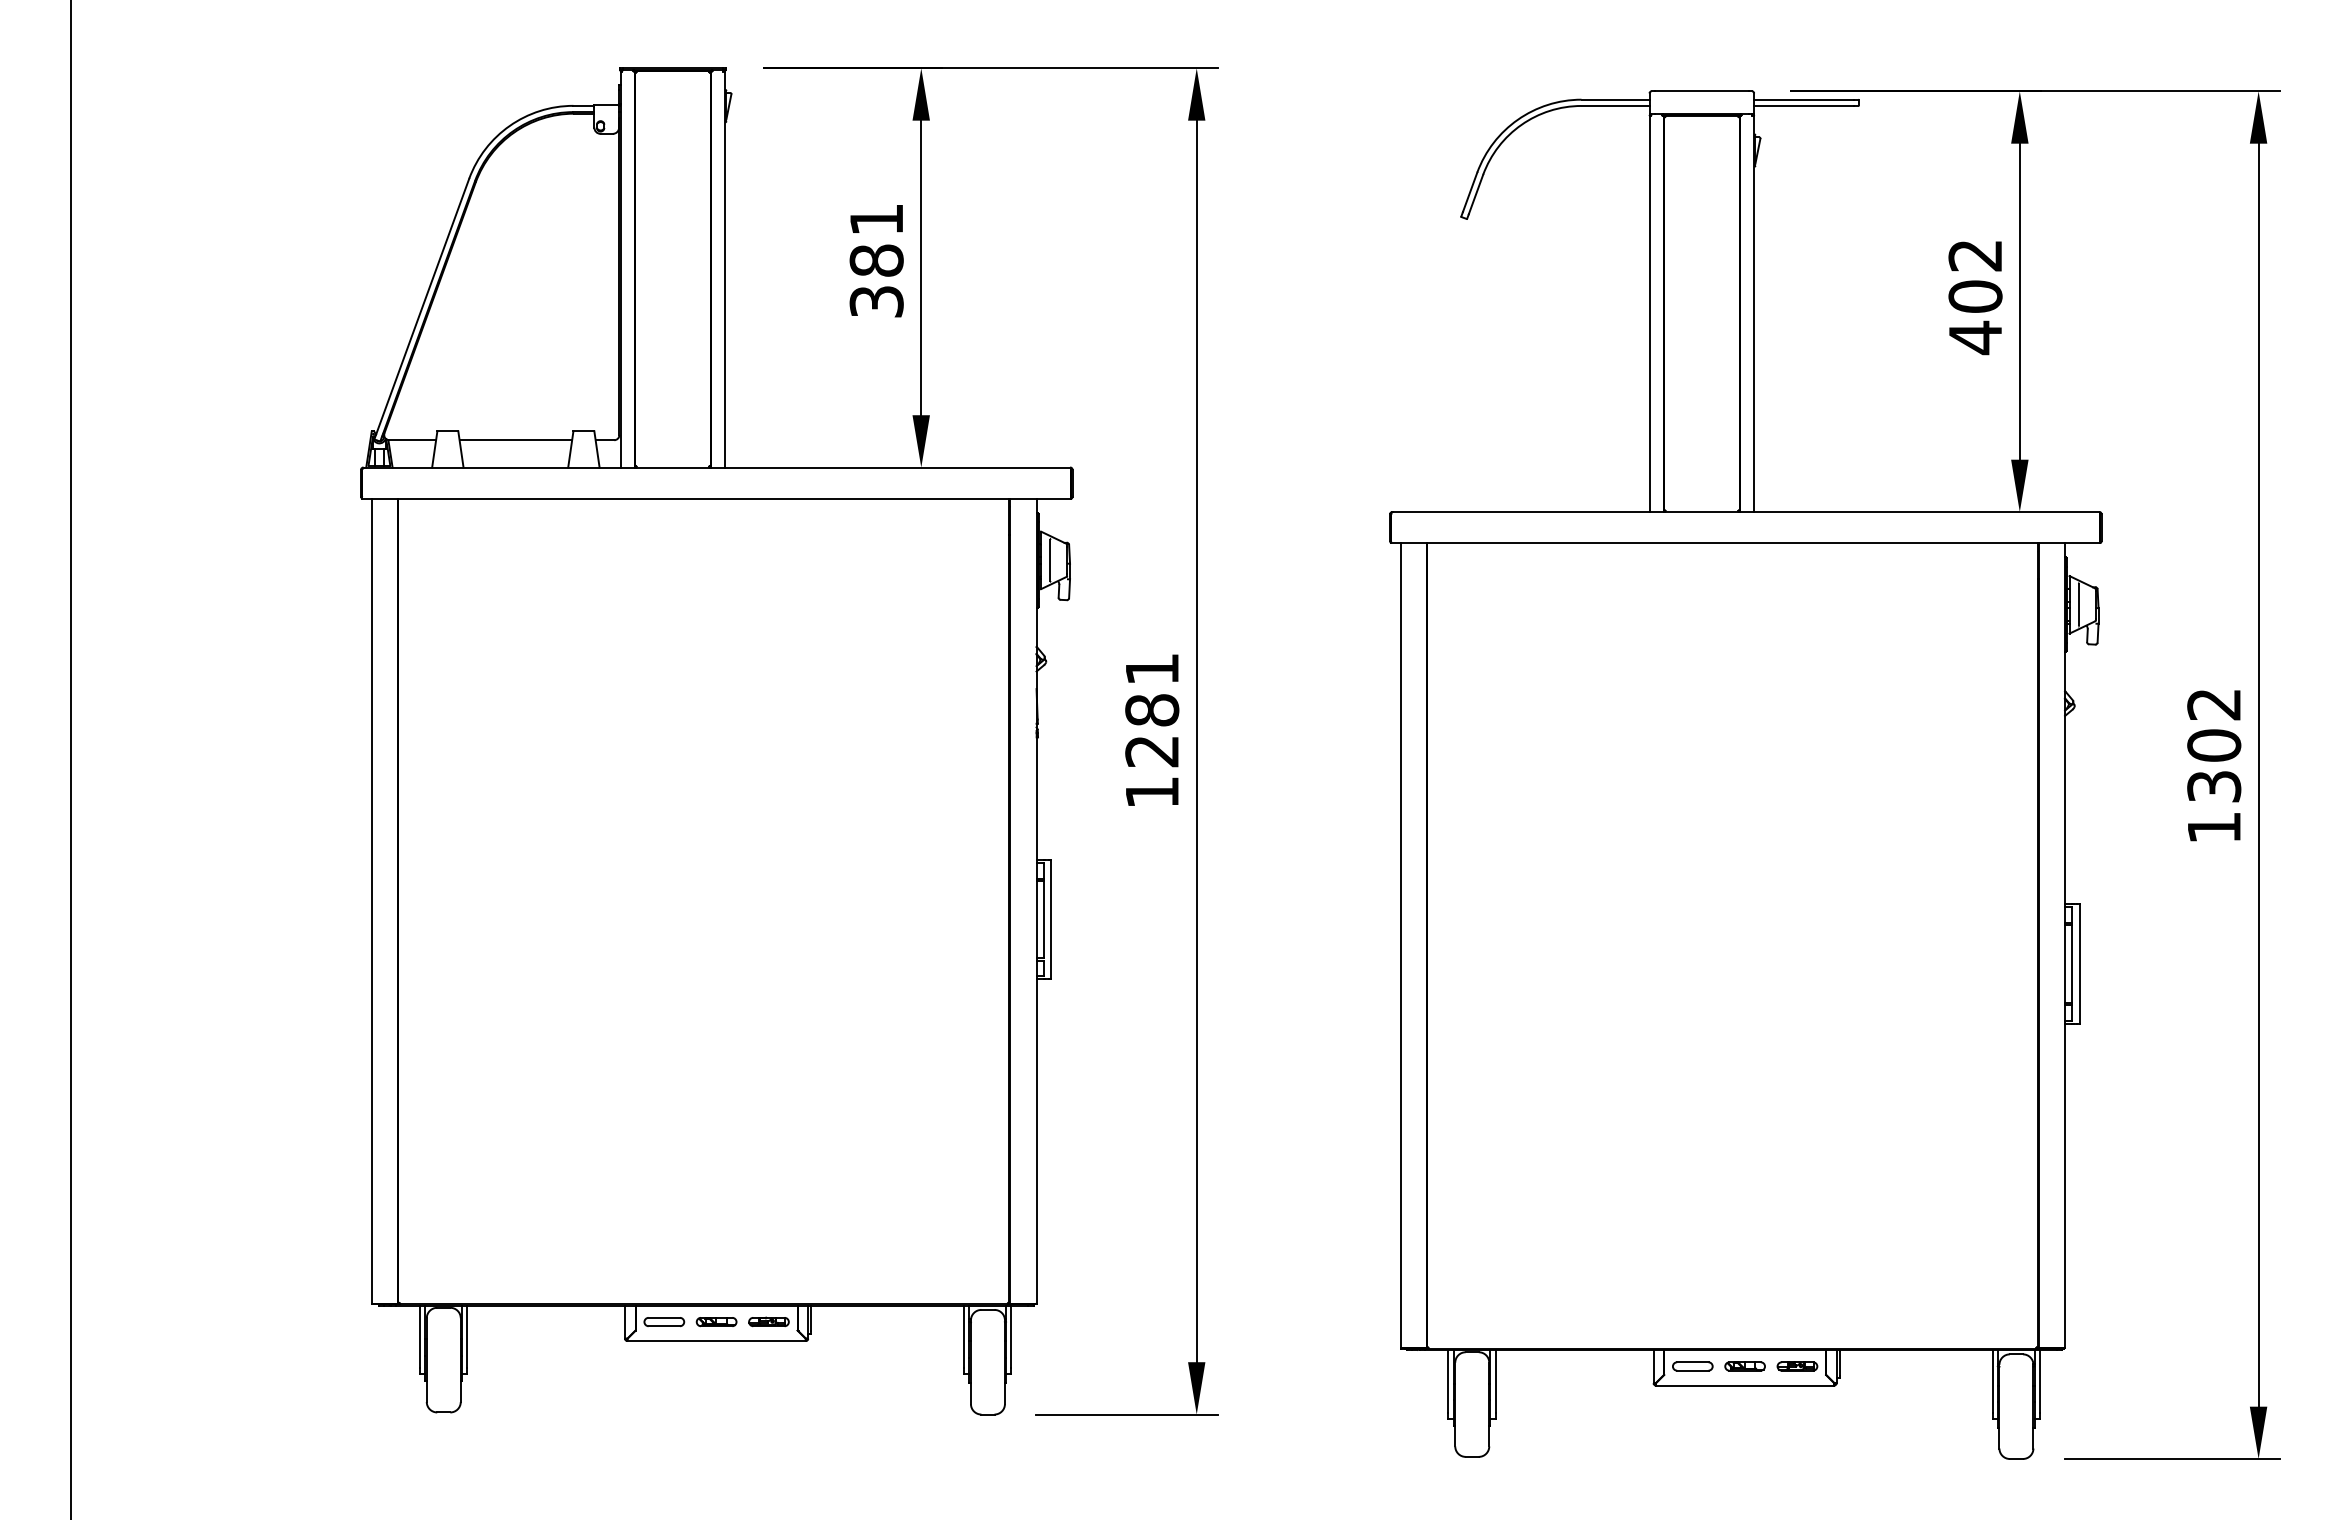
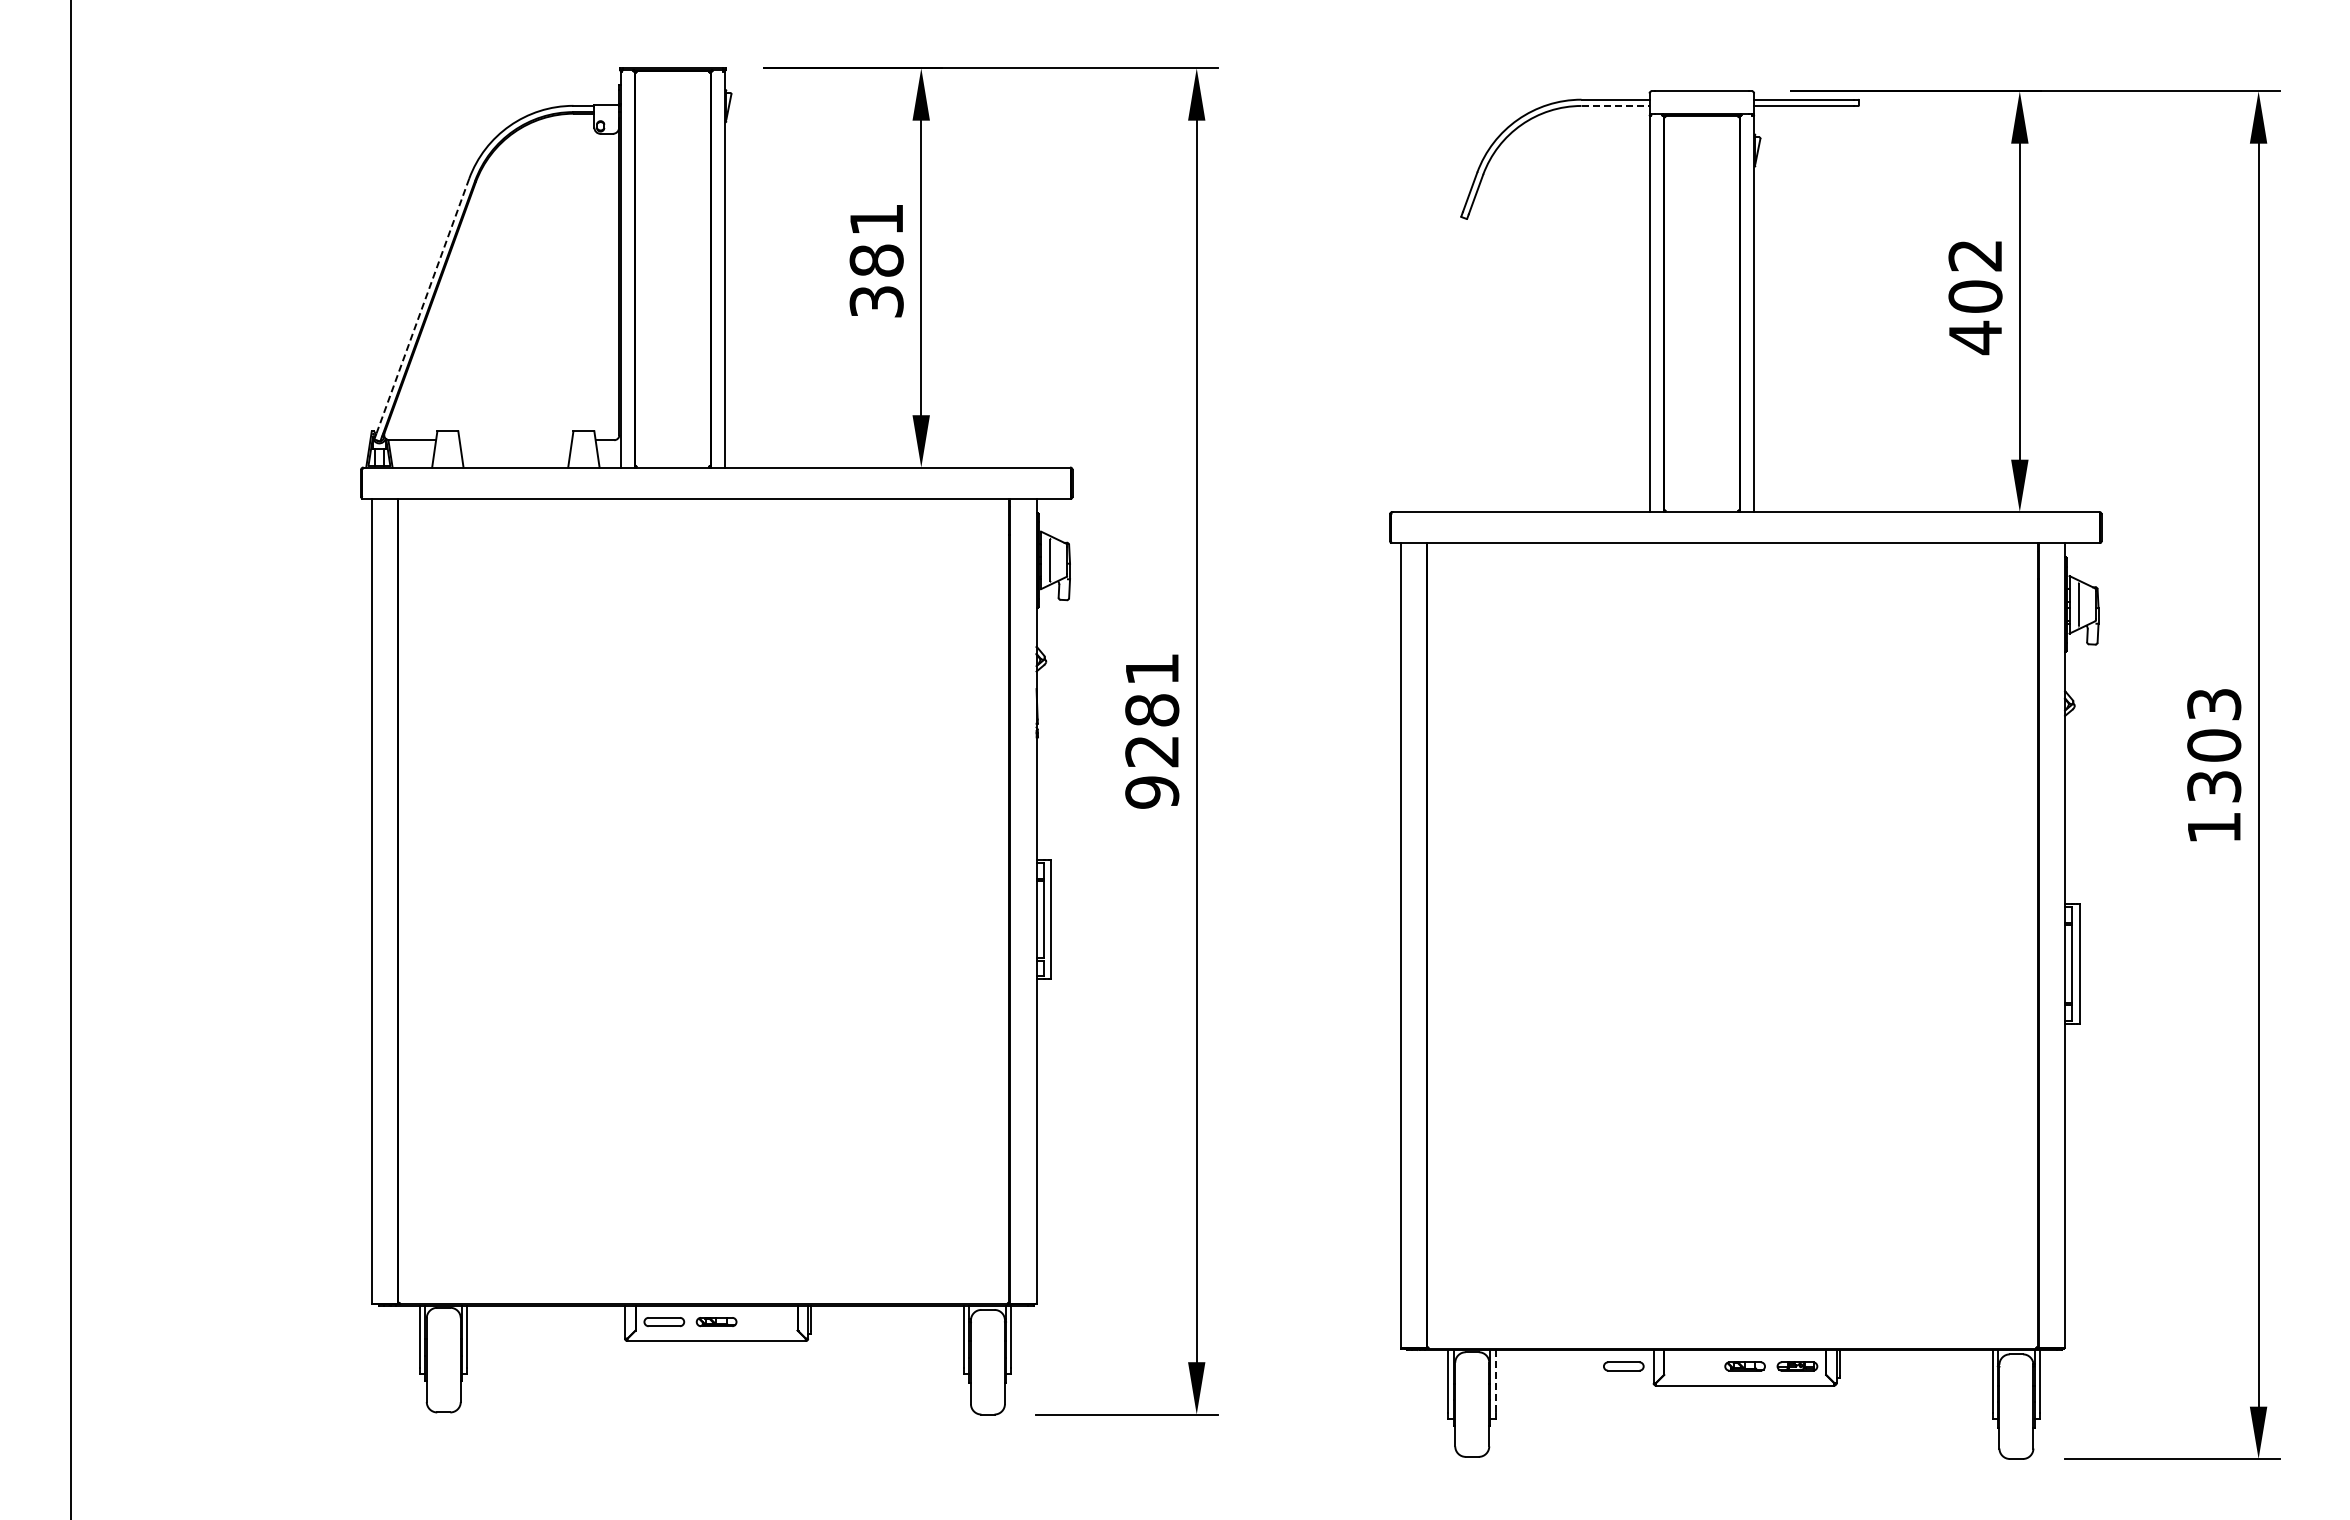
line: solid -> dashed (1616, 105)
line: solid -> dashed (422, 307)
line: present -> none (515, 440)
text: 1302 -> 1303 (2214, 704)
text: 1281 -> 9281 (1152, 792)
part: present -> none (768, 1321)
part position: (1692, 1366) -> (1623, 1366) (1623, 1366)
line: solid -> dashed (1495, 1382)
